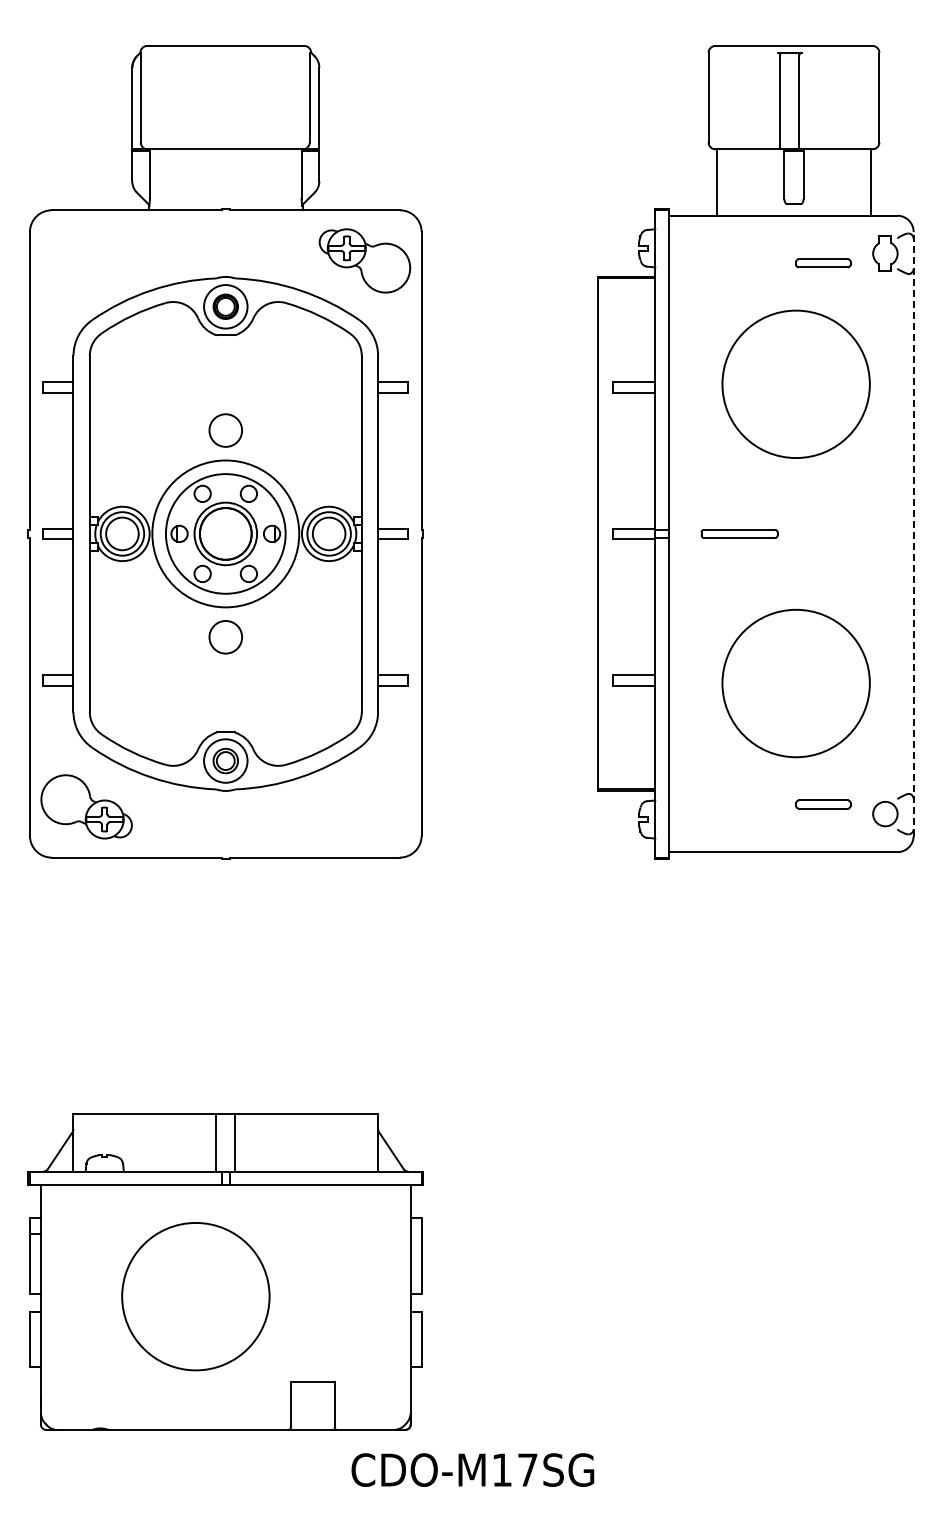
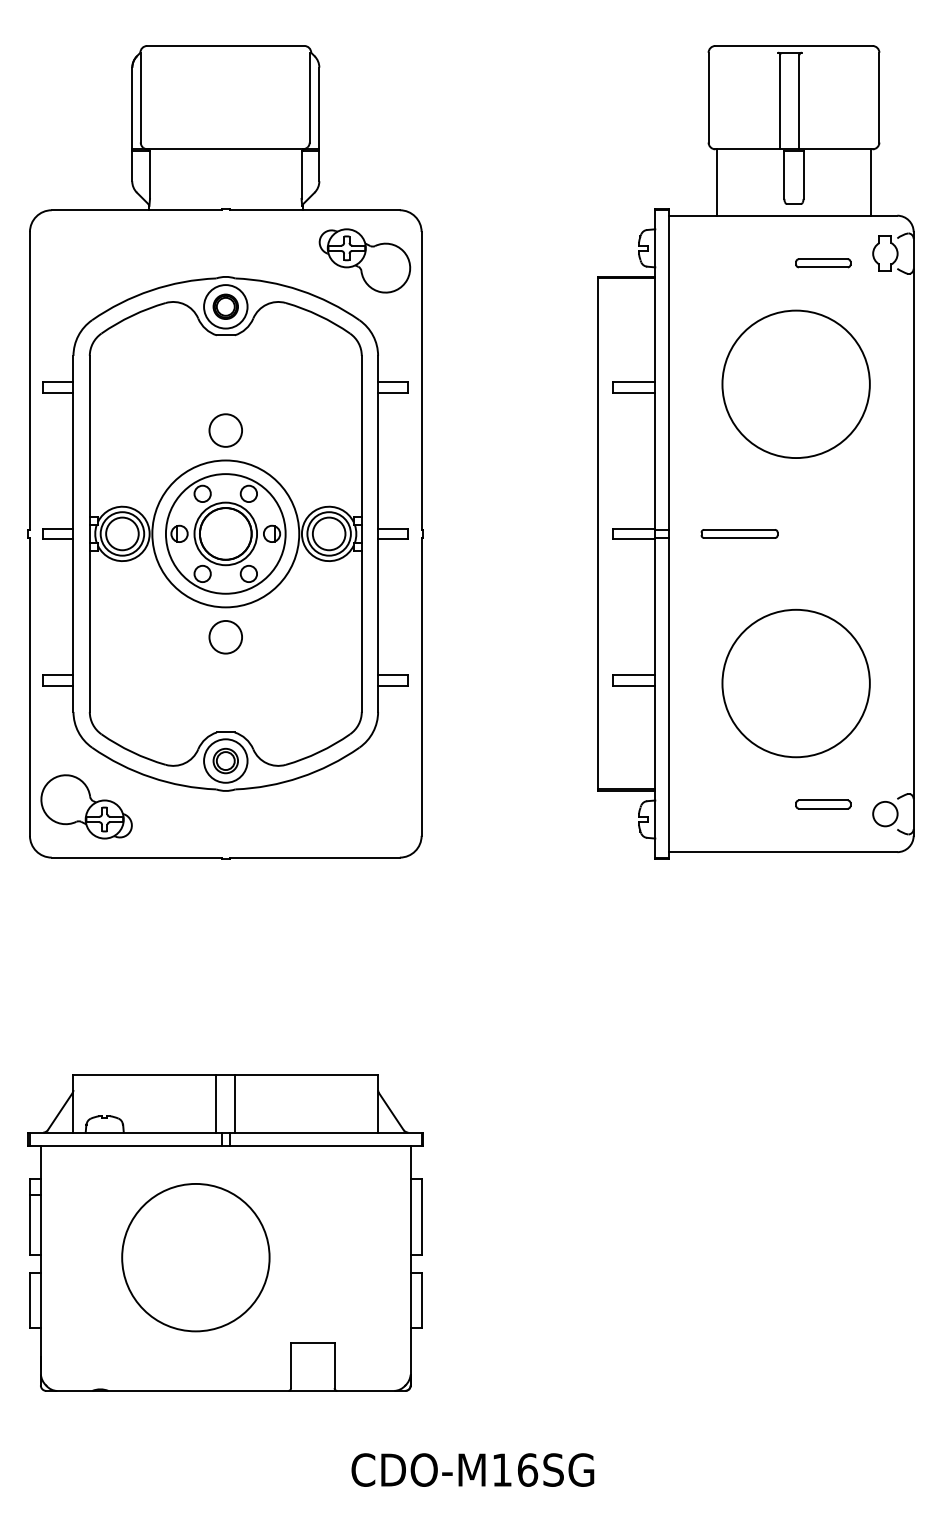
line: dashed -> solid (913, 533)
part position: (225, 1271) -> (225, 1232) (225, 1232)
text: CDO-M17SG -> CDO-M16SG (528, 1469)
